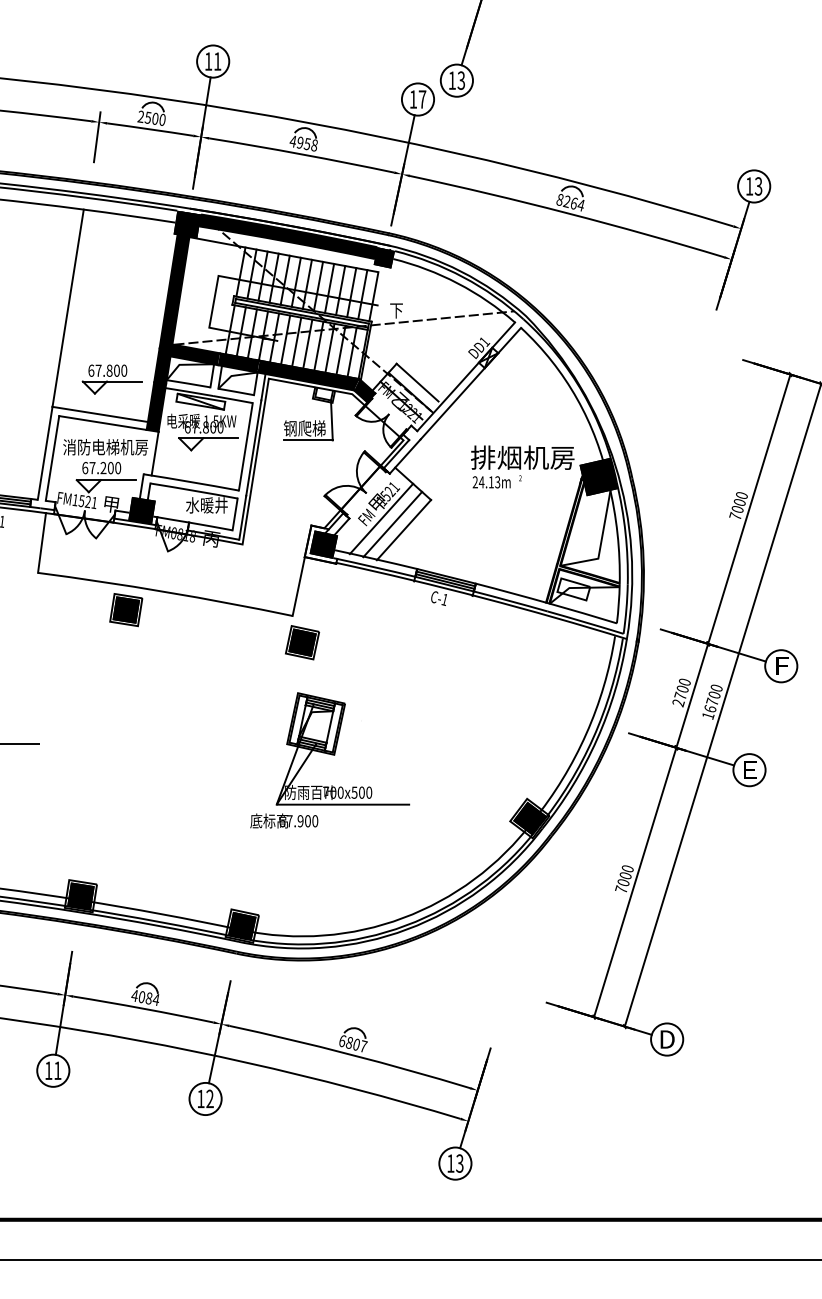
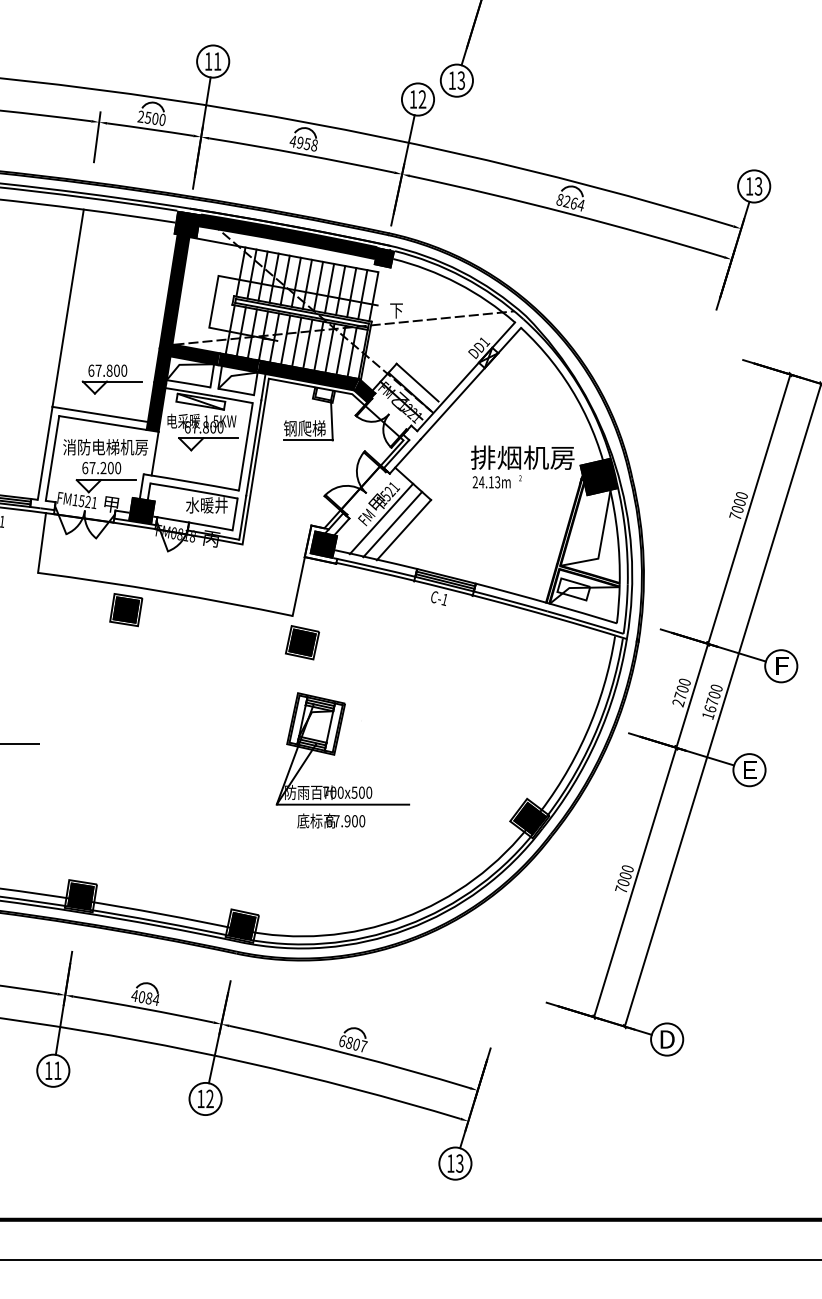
text: 17 -> 12 (422, 99)
text position: (284, 820) -> (331, 820) (331, 820)
